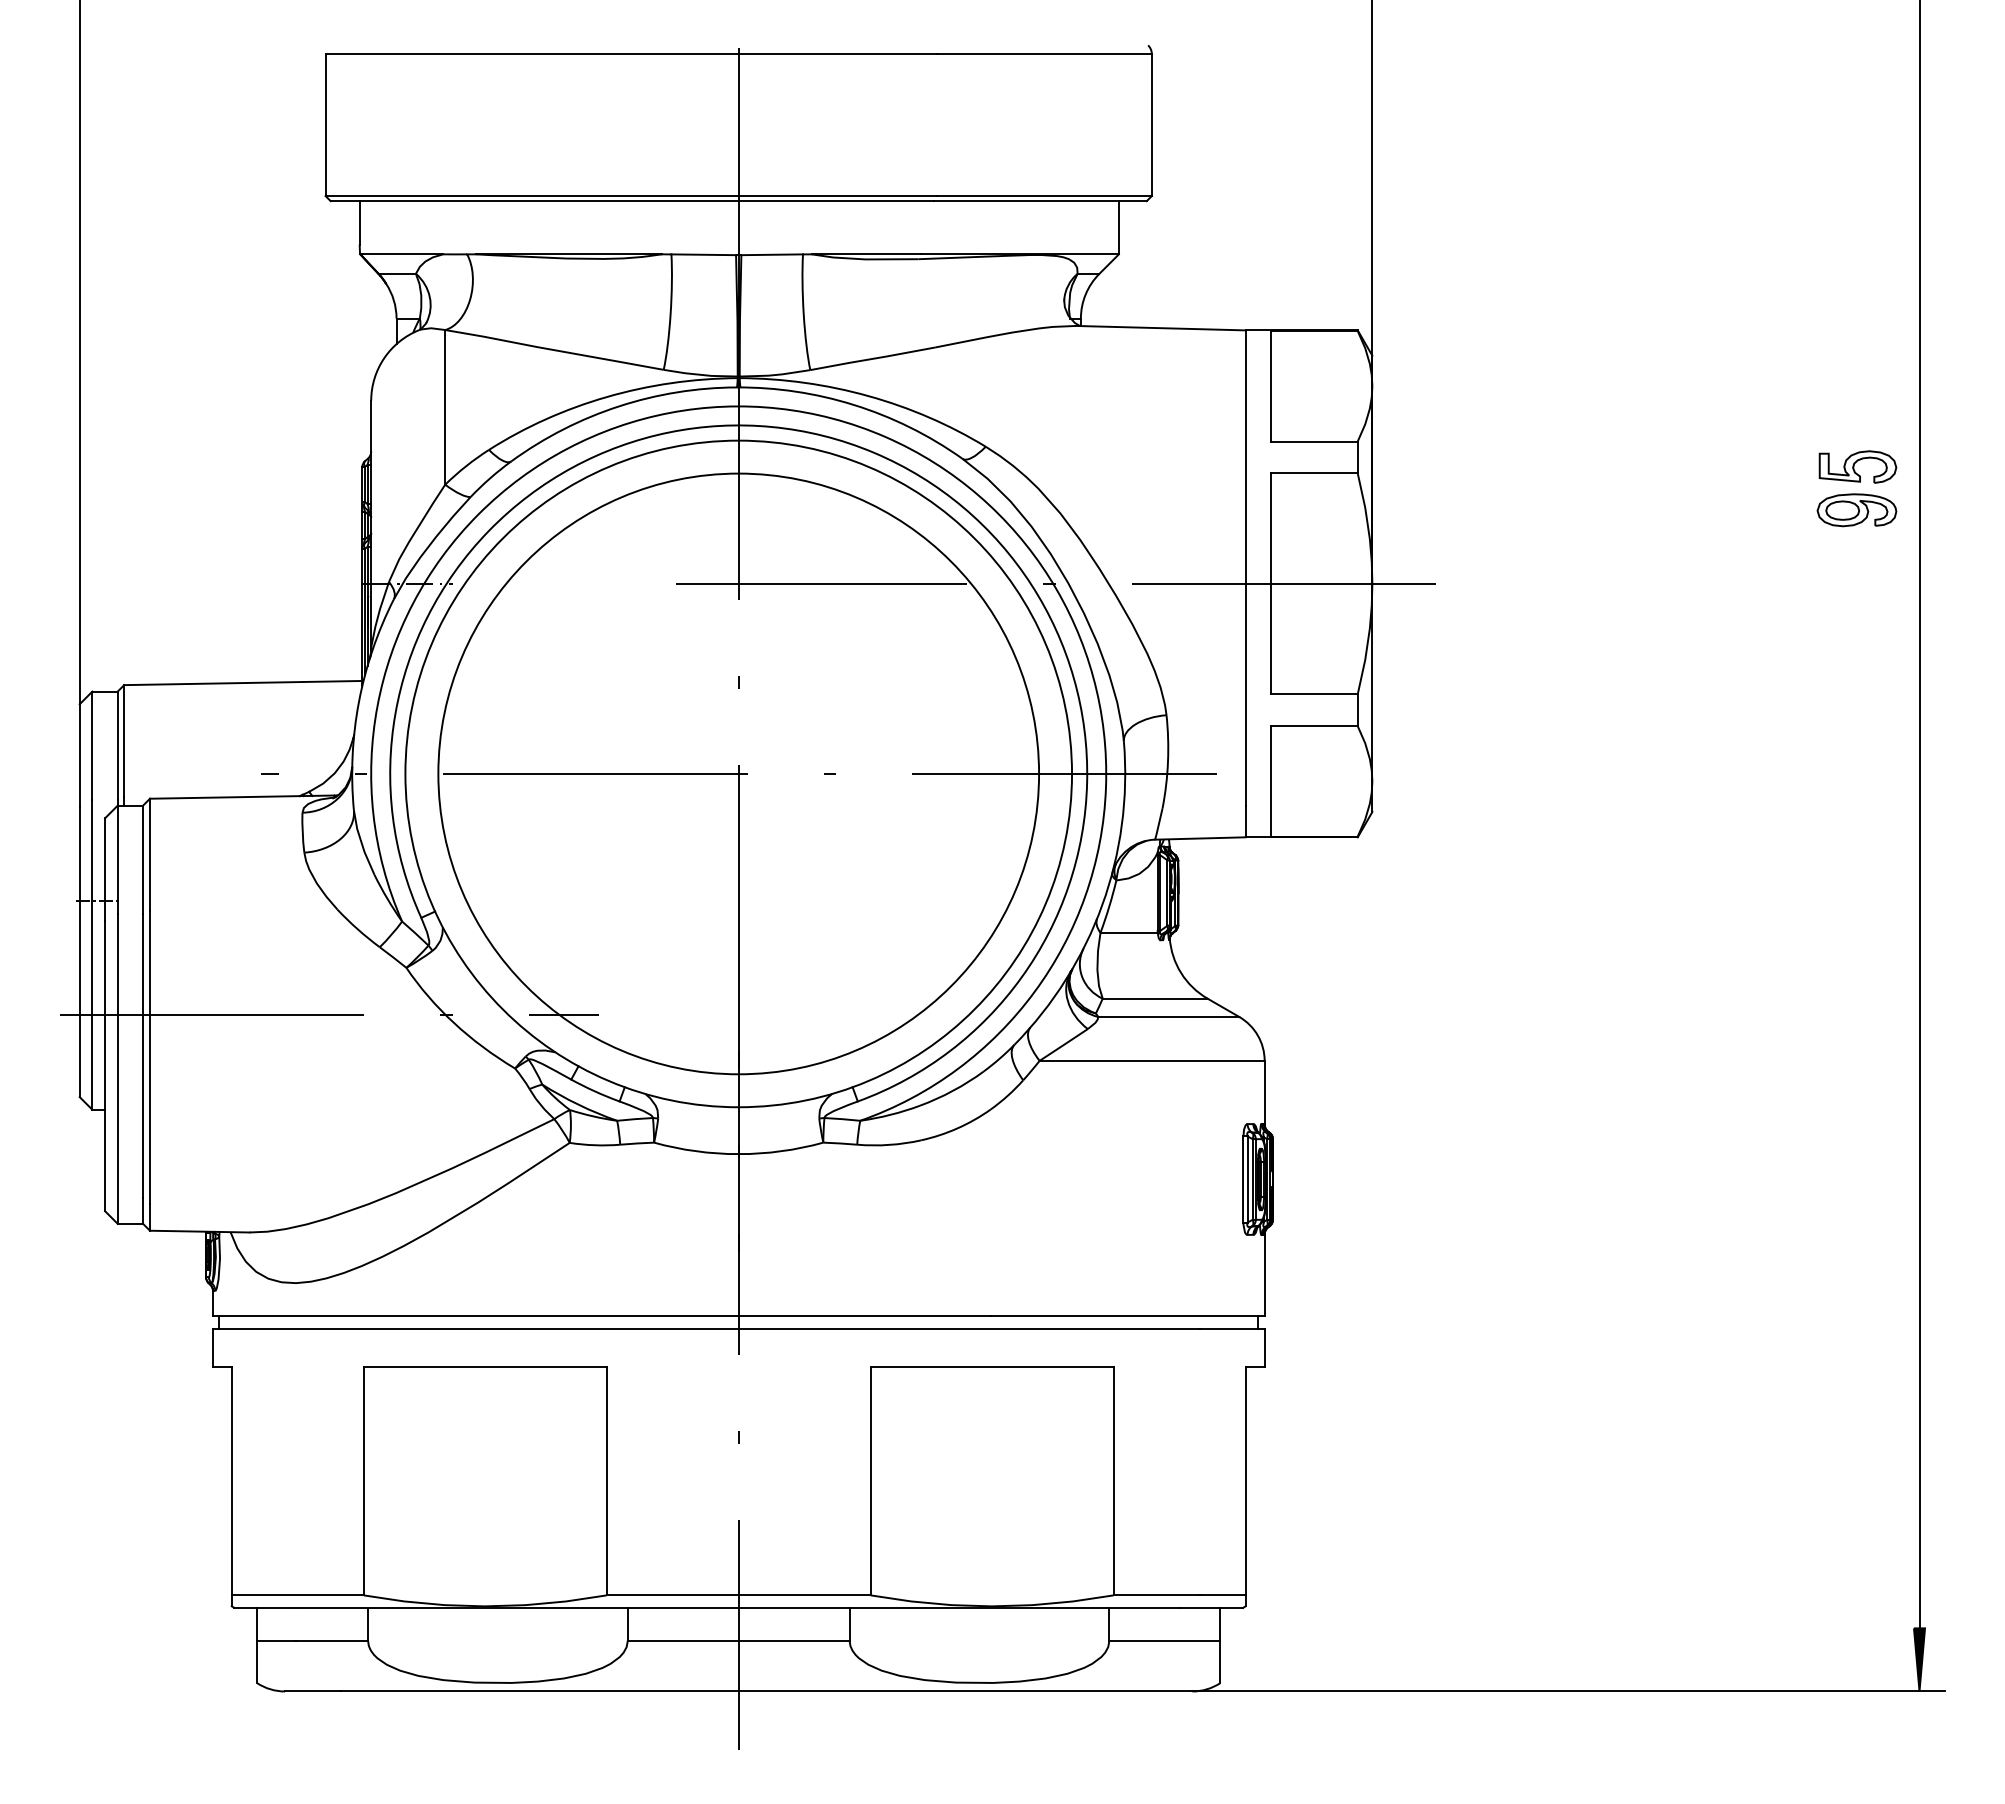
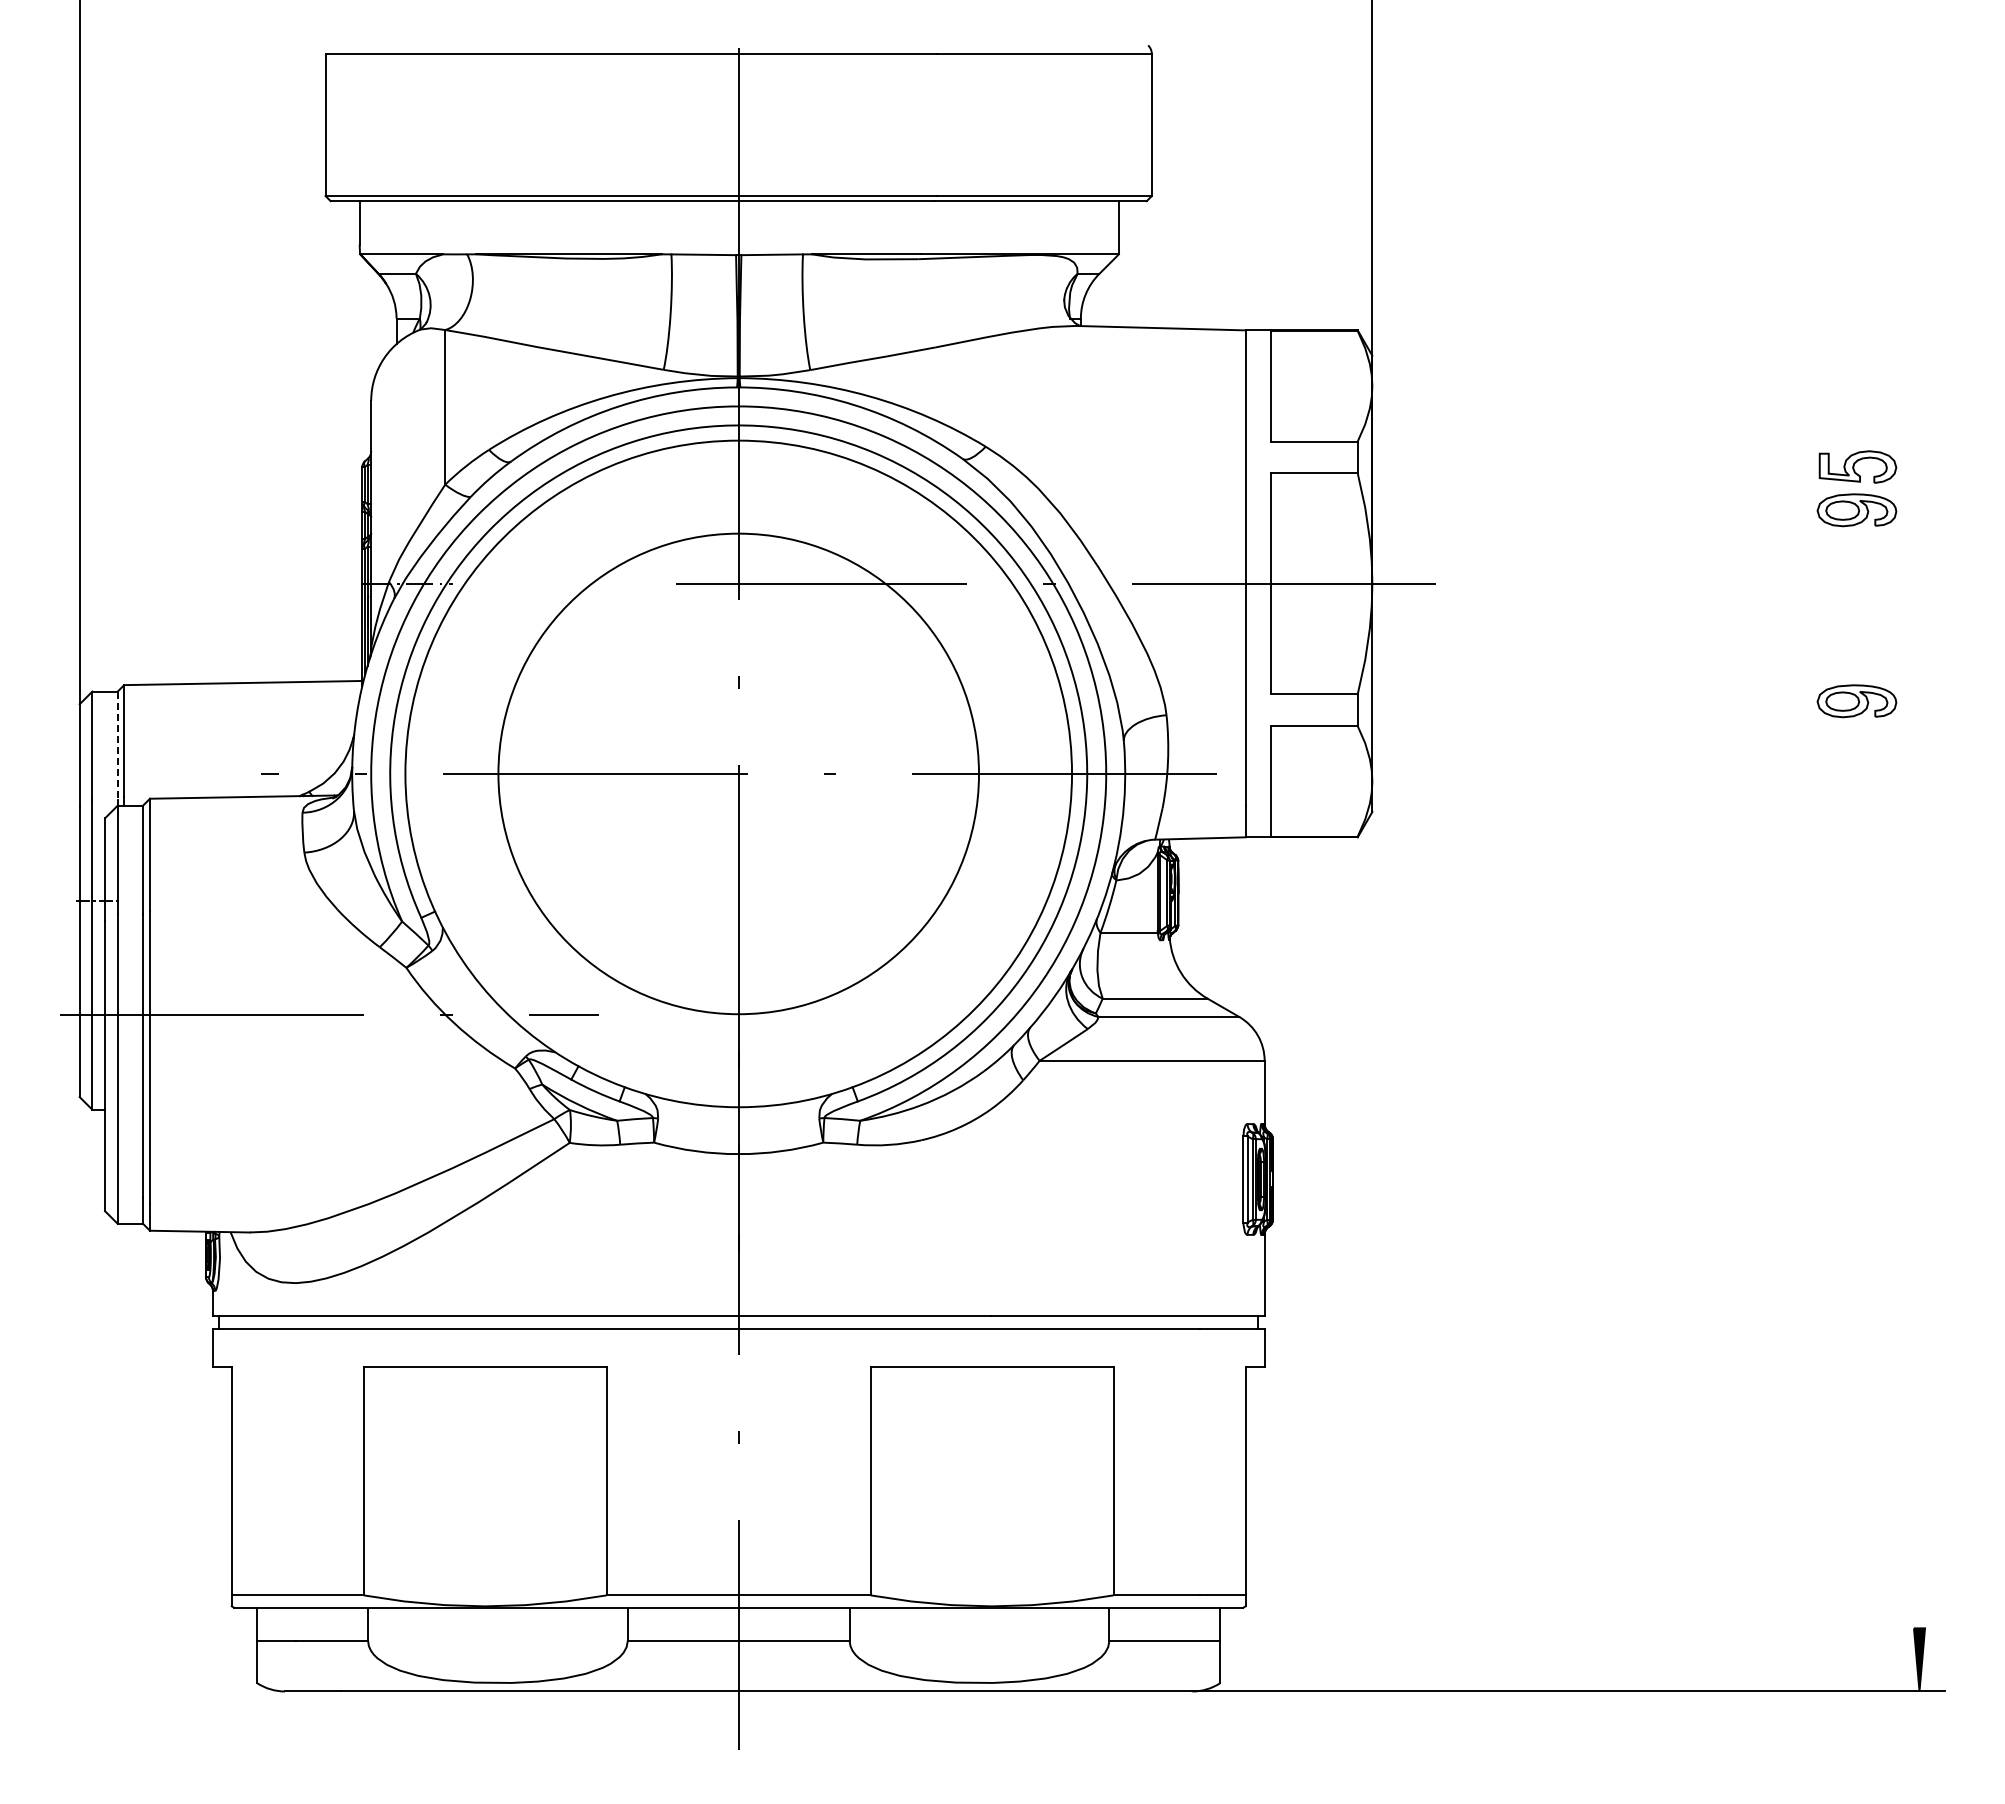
part: none -> present (1856, 701)
line: solid -> dashed (117, 746)
circle diameter: 601 px -> 481 px (738, 773)
line: present -> none (1919, 815)
